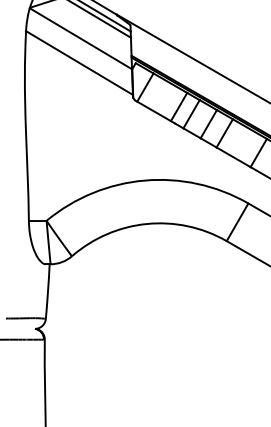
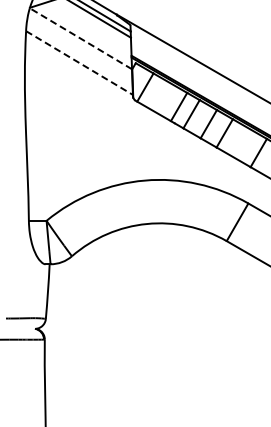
line: solid -> dashed (80, 38)
line: solid -> dashed (79, 63)
